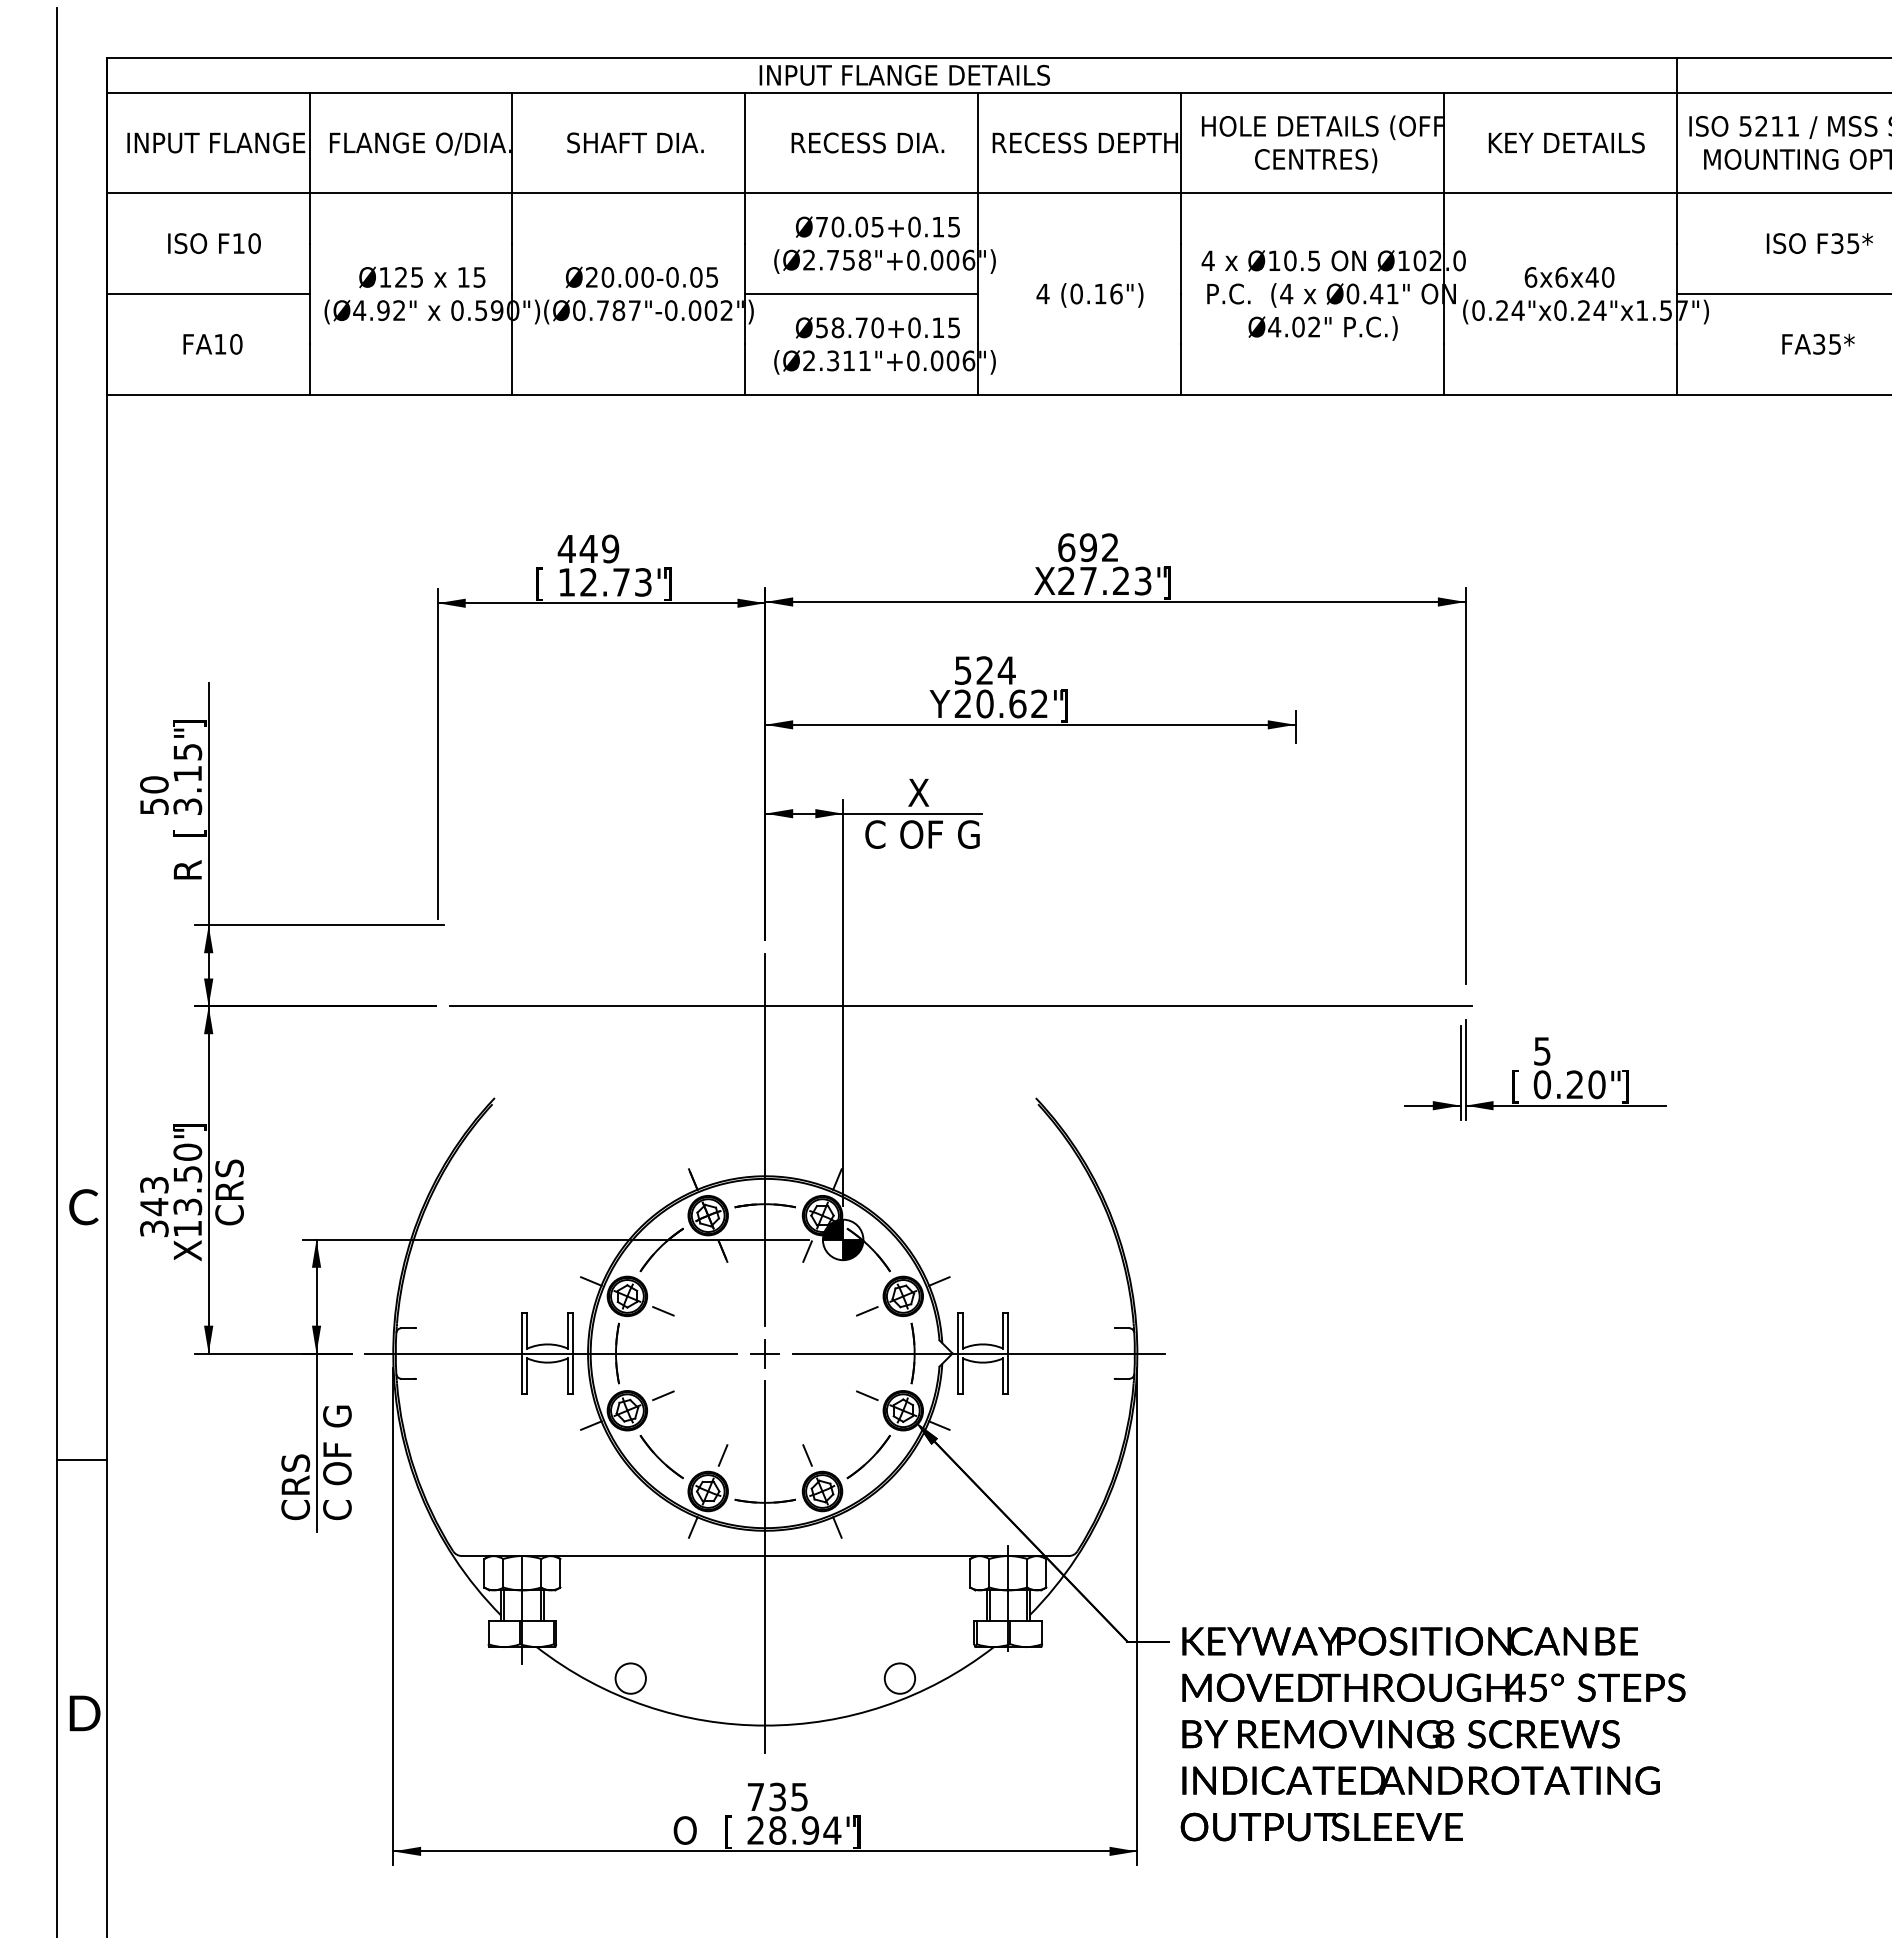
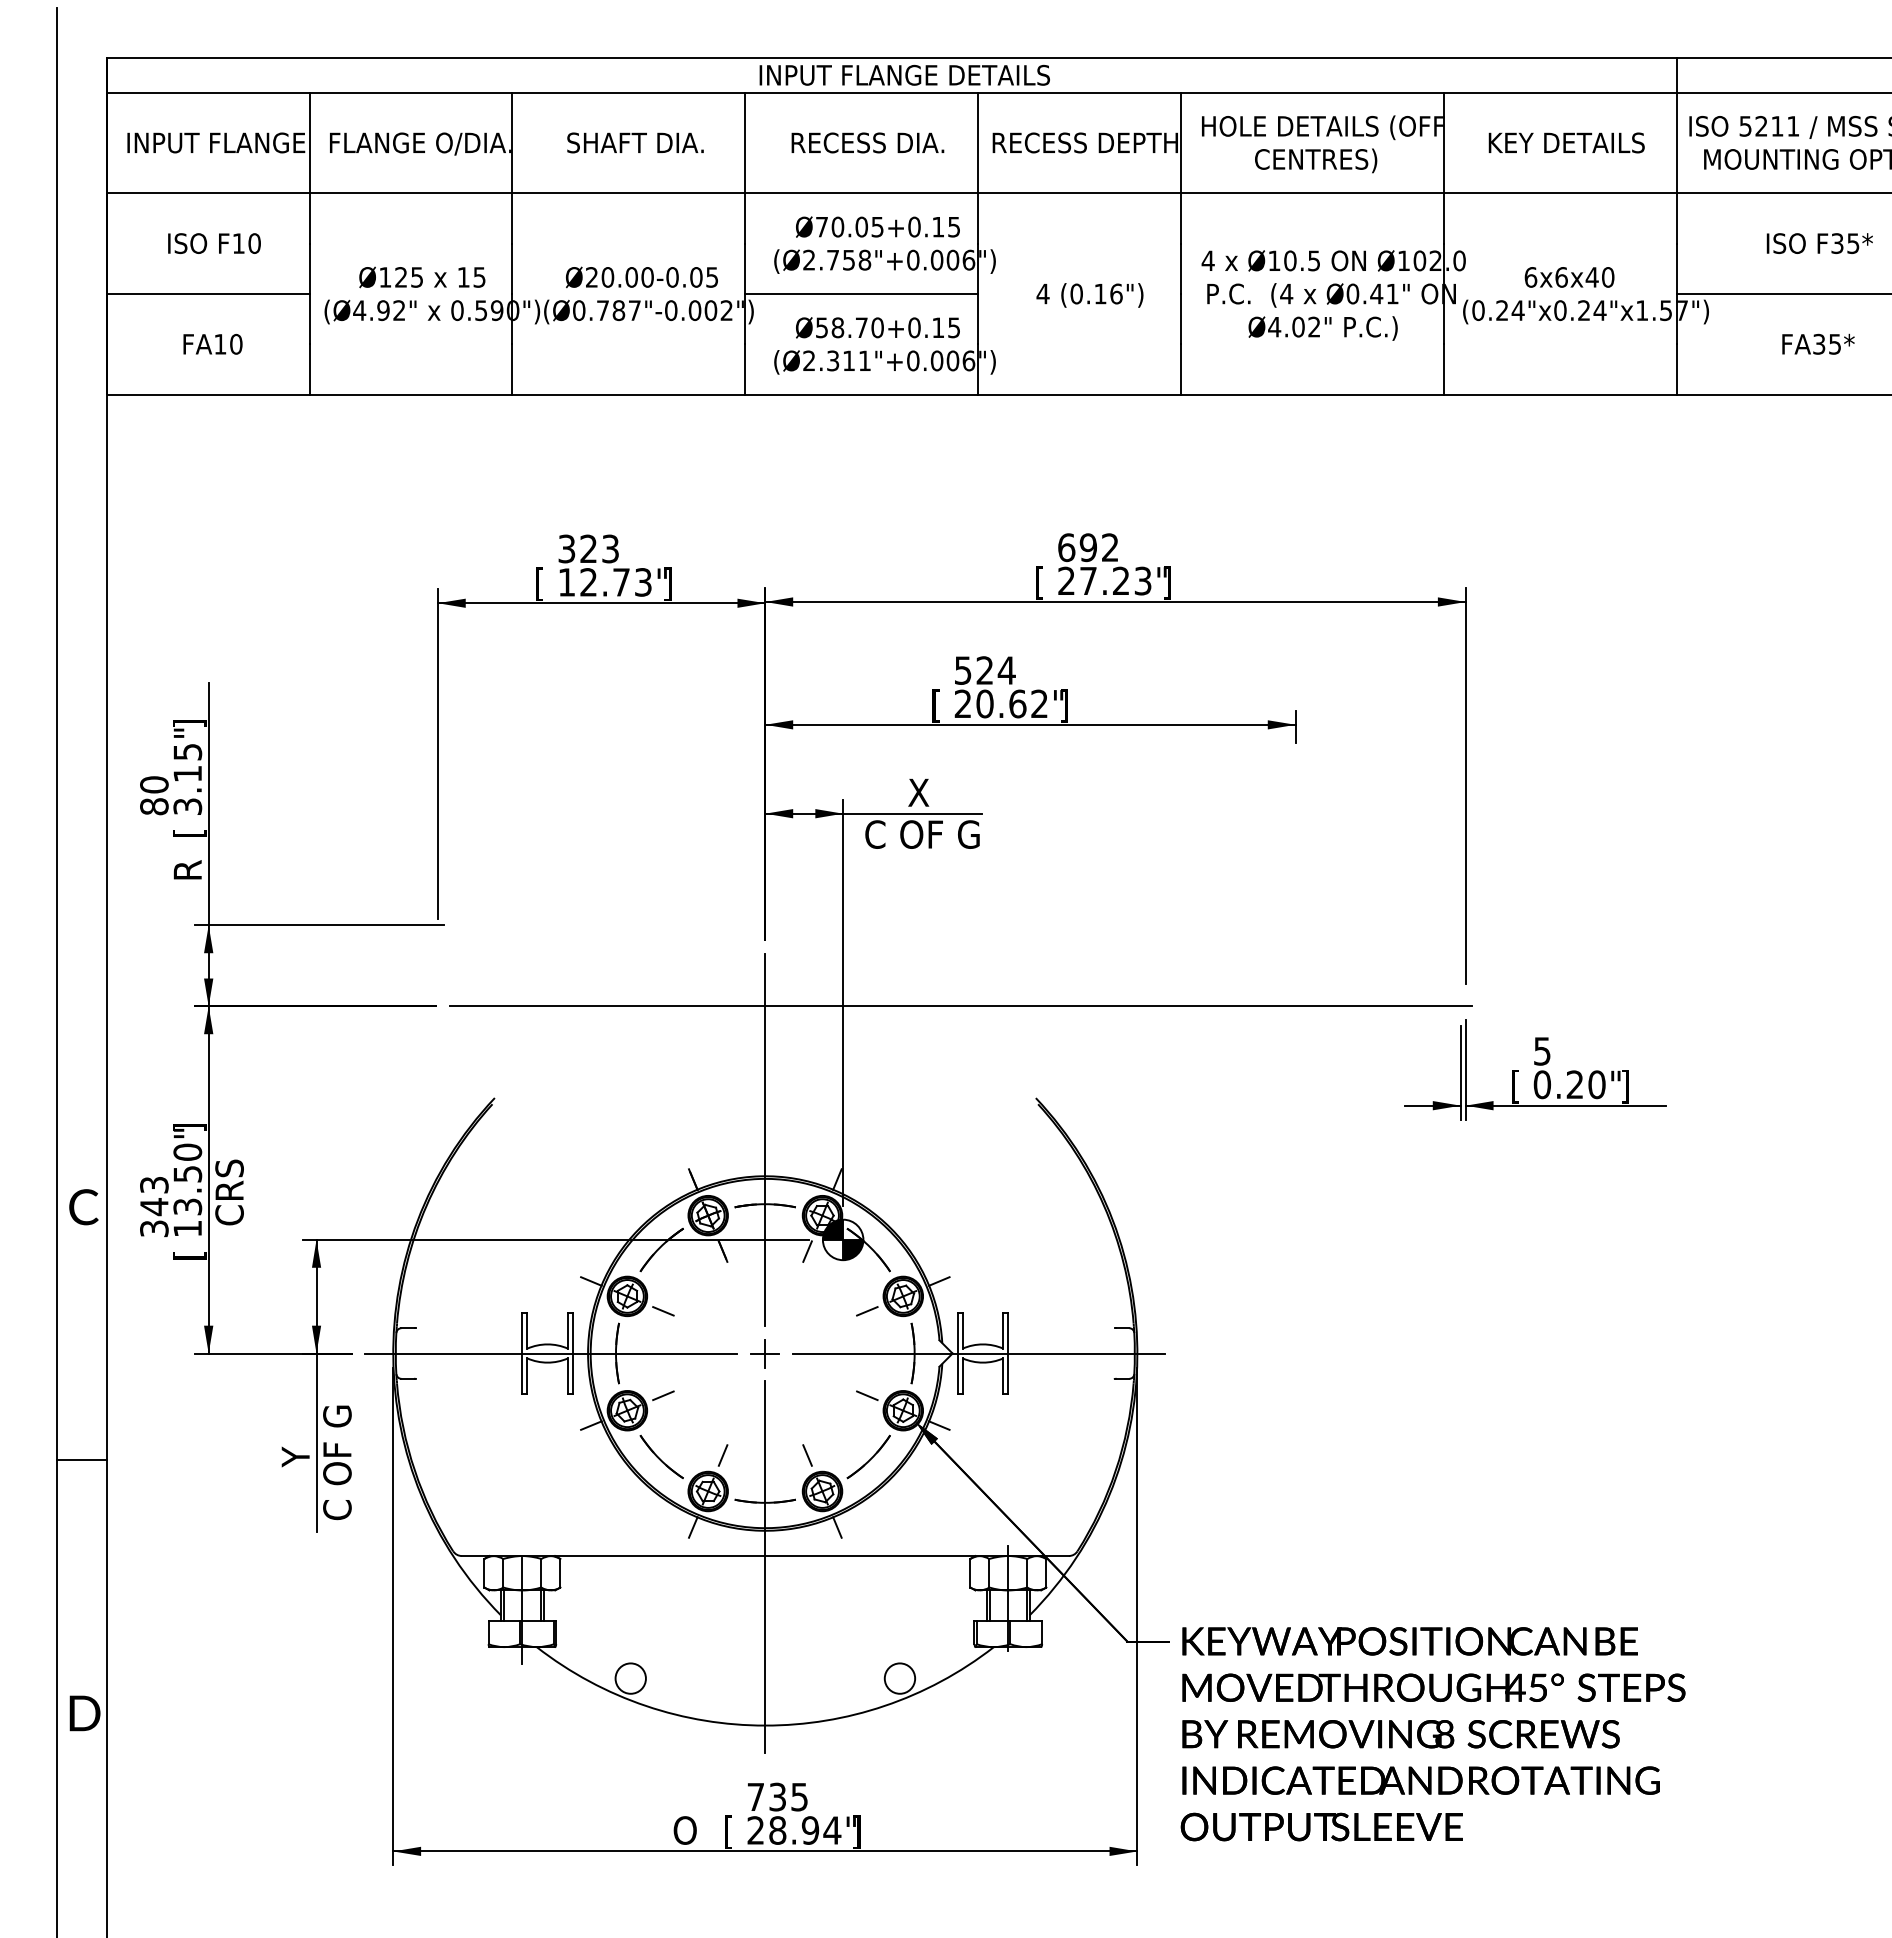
text: 449 -> 323 (588, 548)
text: X -> [ (1044, 582)
text: Y -> [ (939, 705)
text: 50 -> 80 (154, 806)
text: X -> [ (189, 1250)
text: CRS -> Y (295, 1483)
